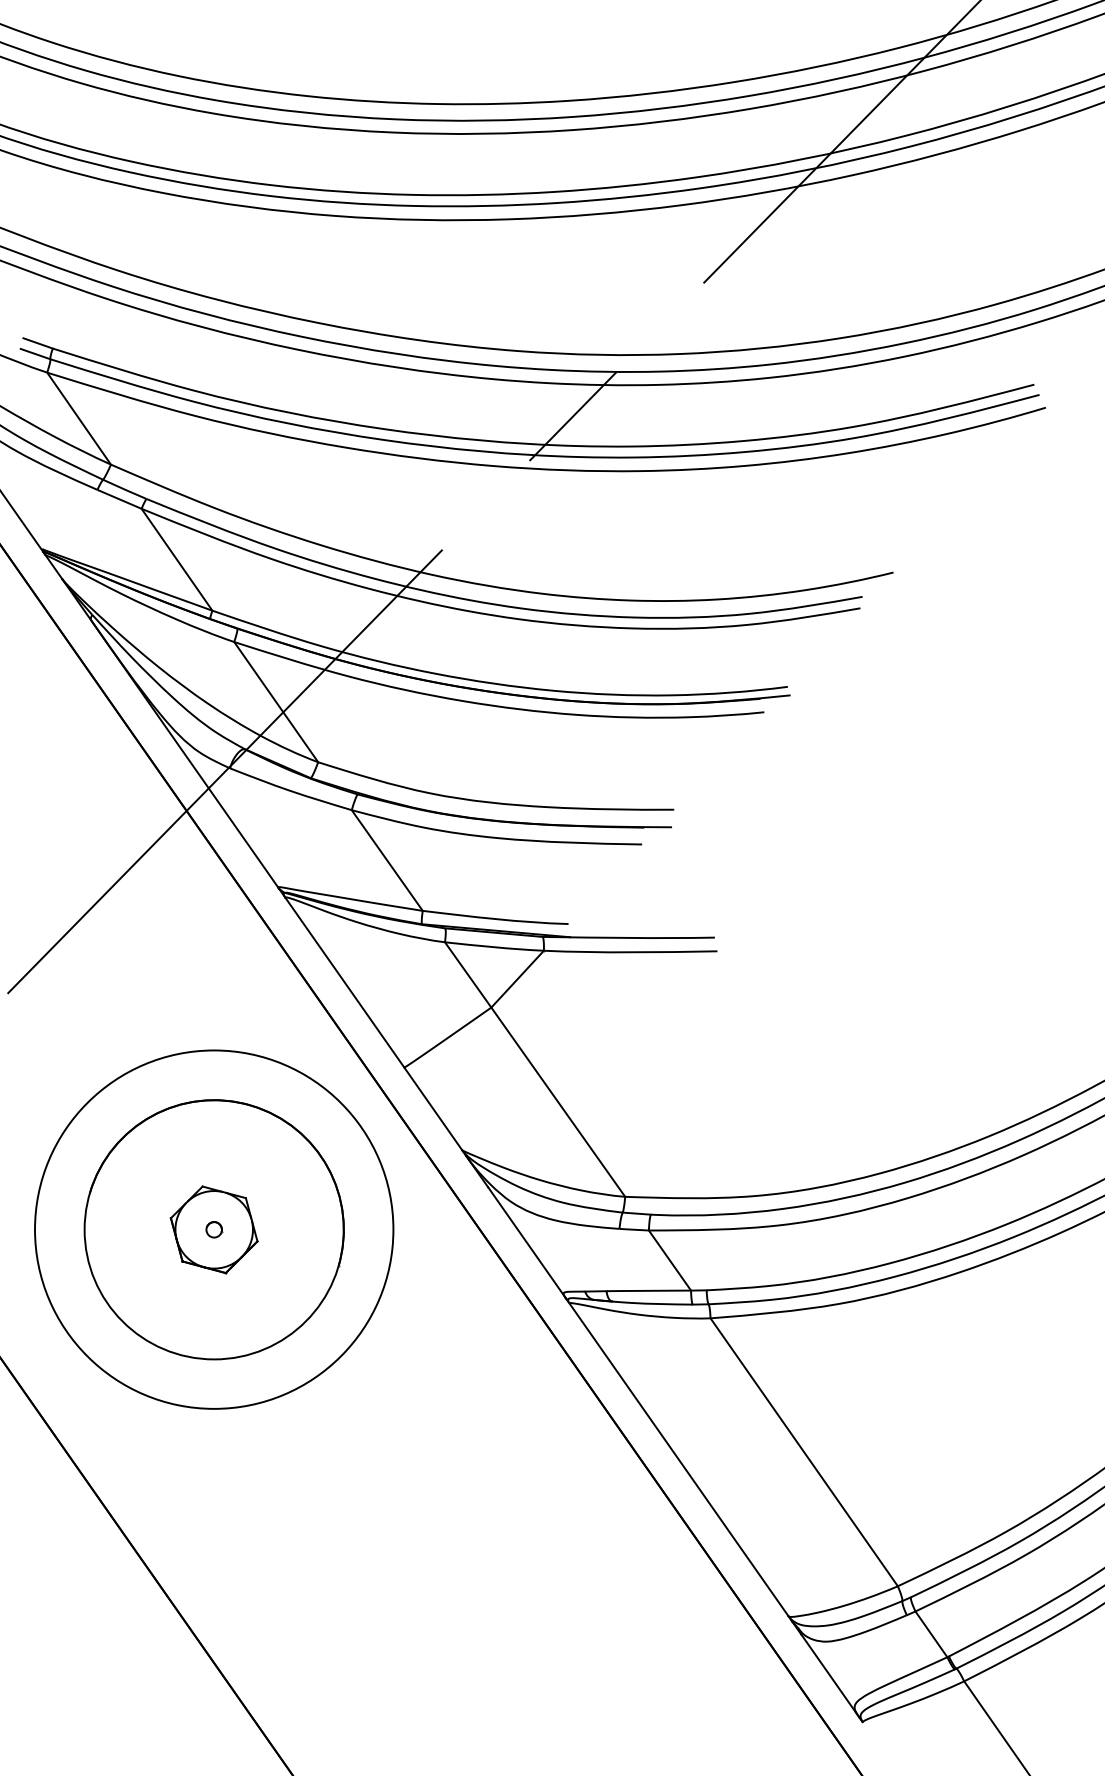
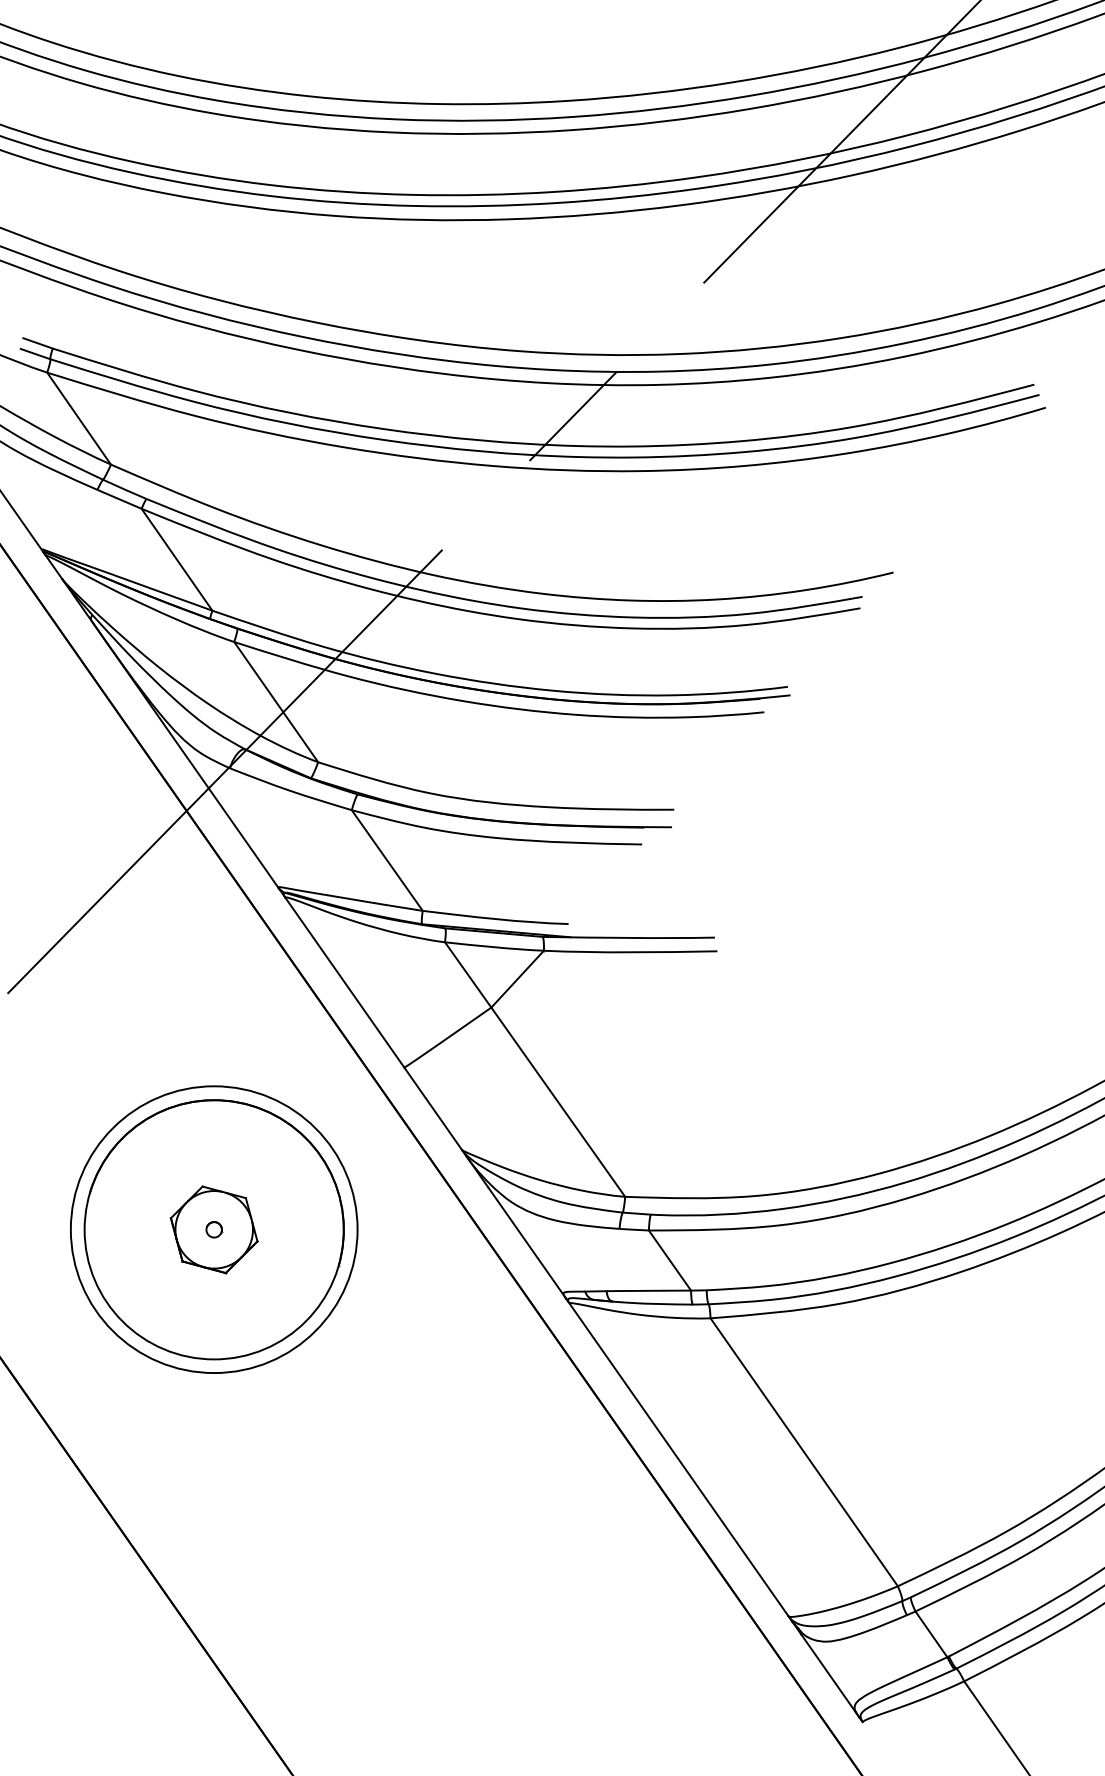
circle diameter: 358 px -> 287 px (213, 1229)
